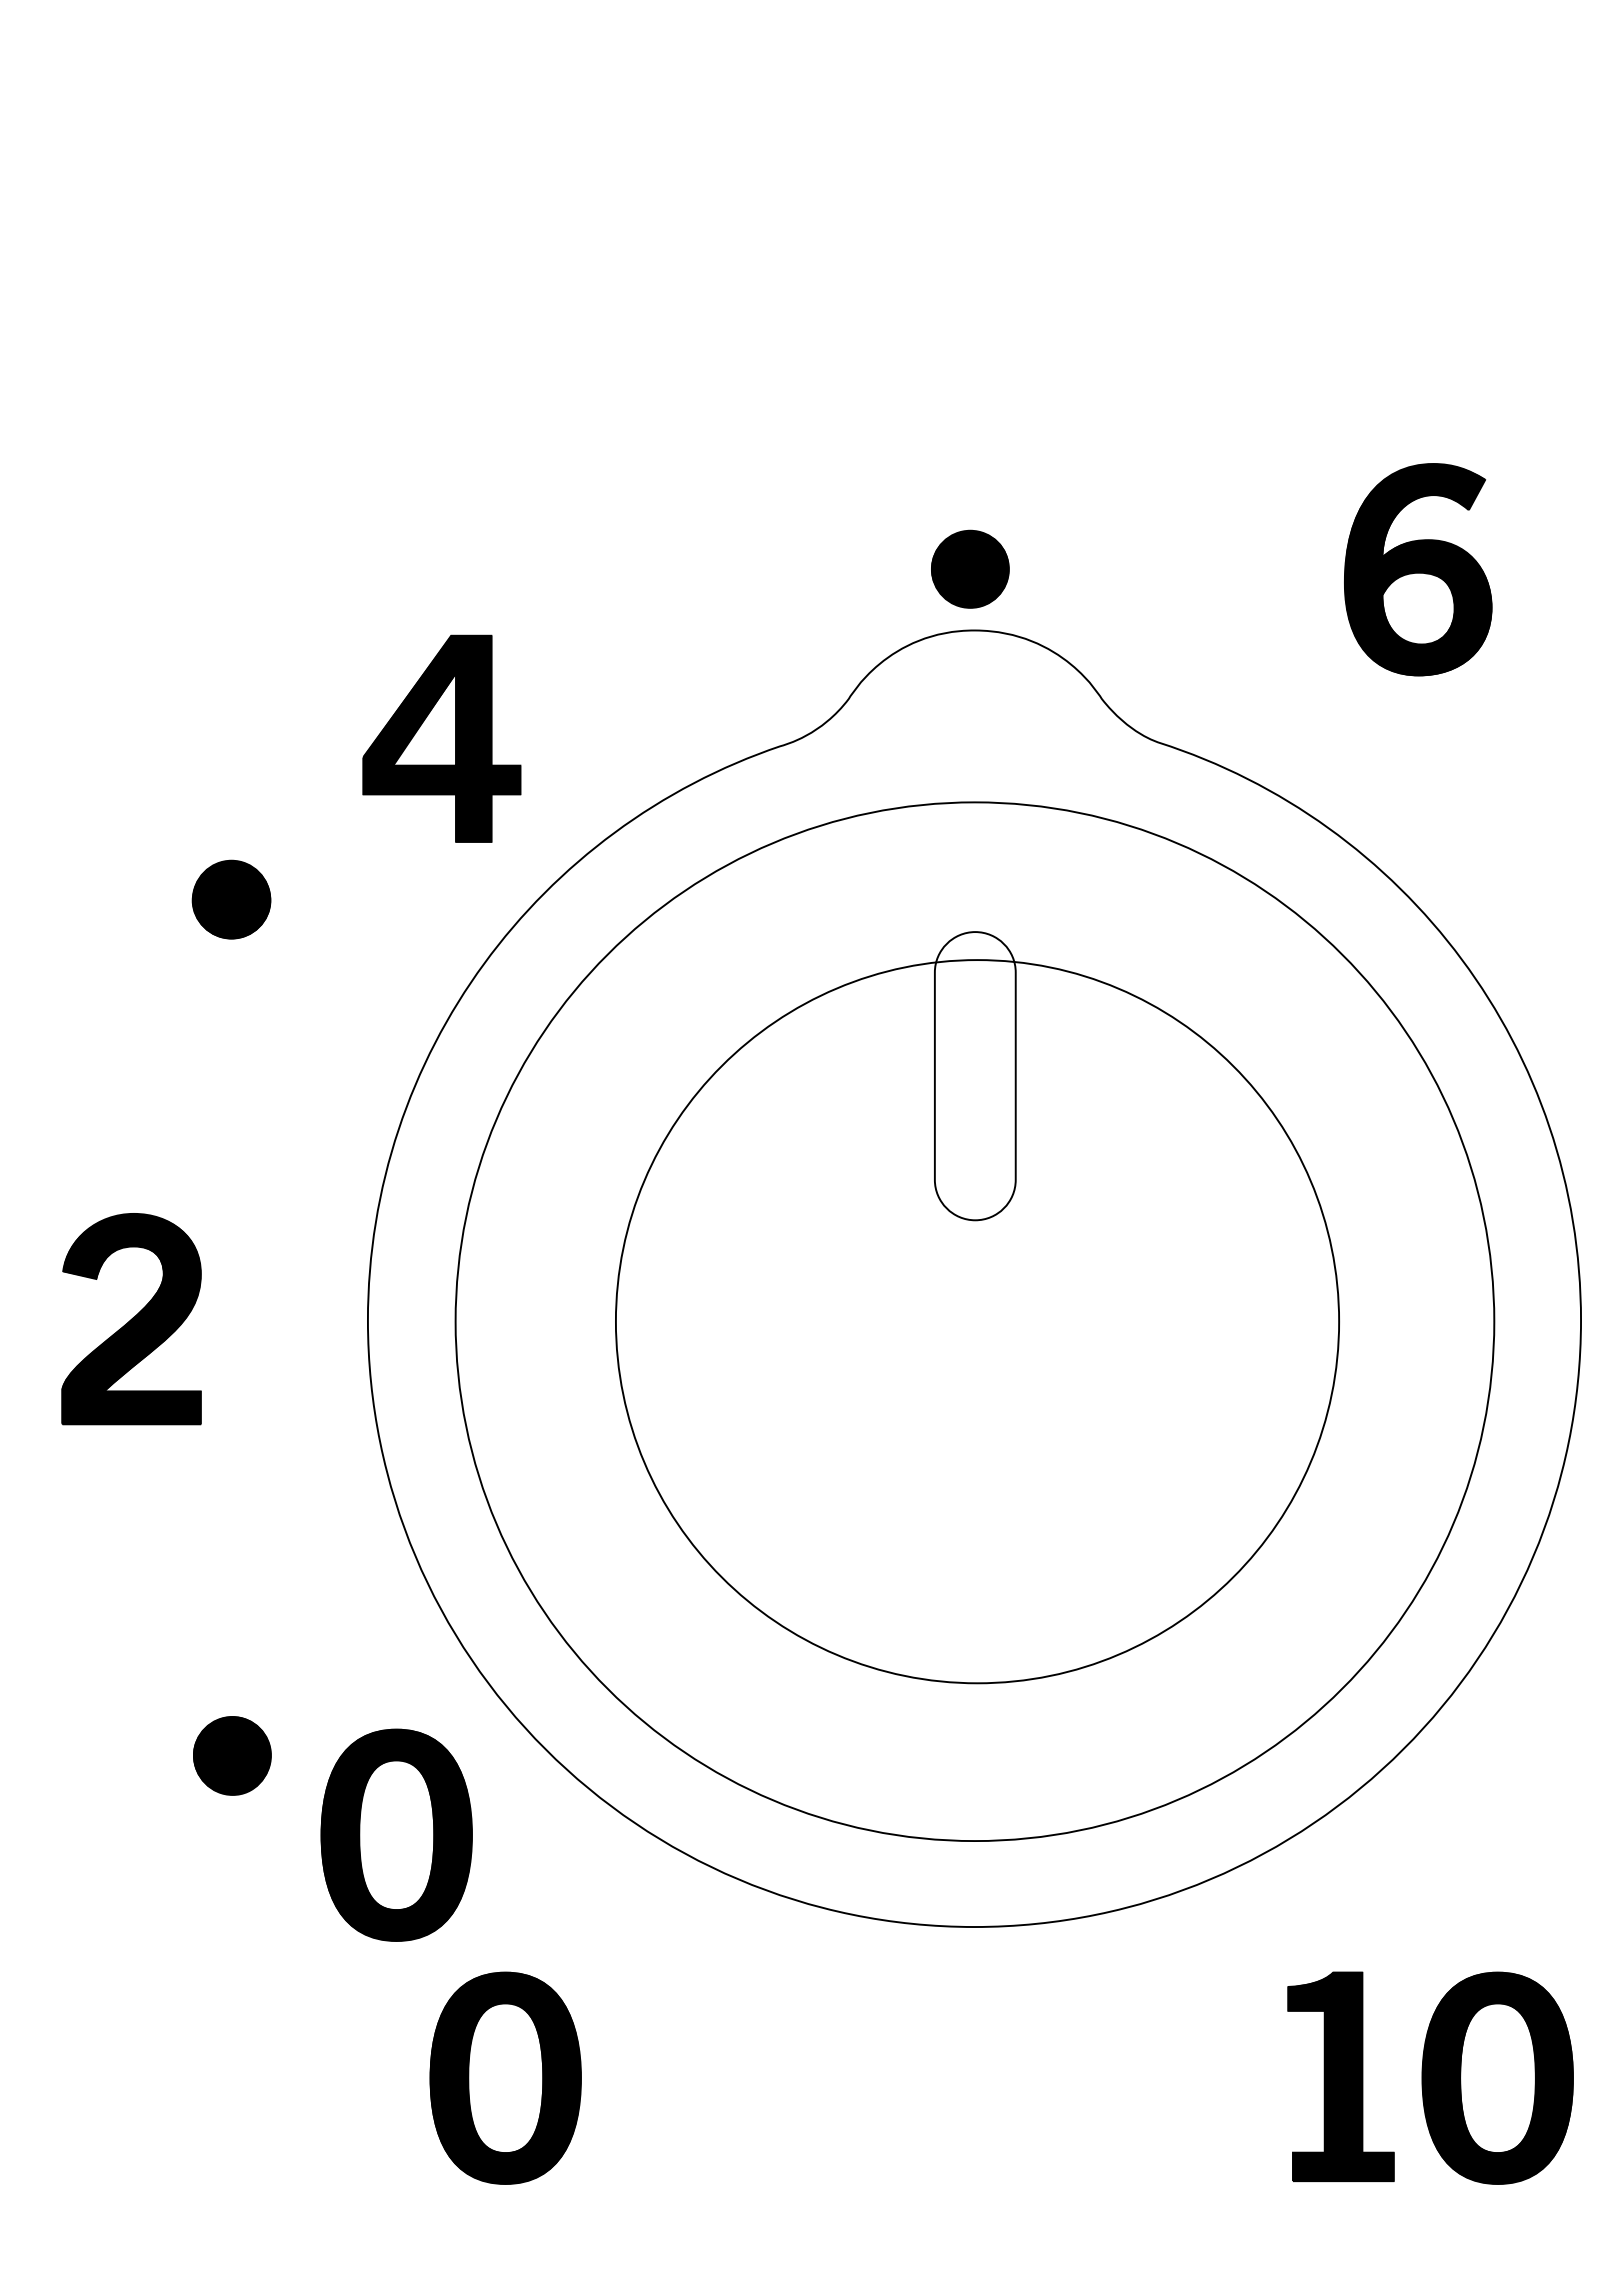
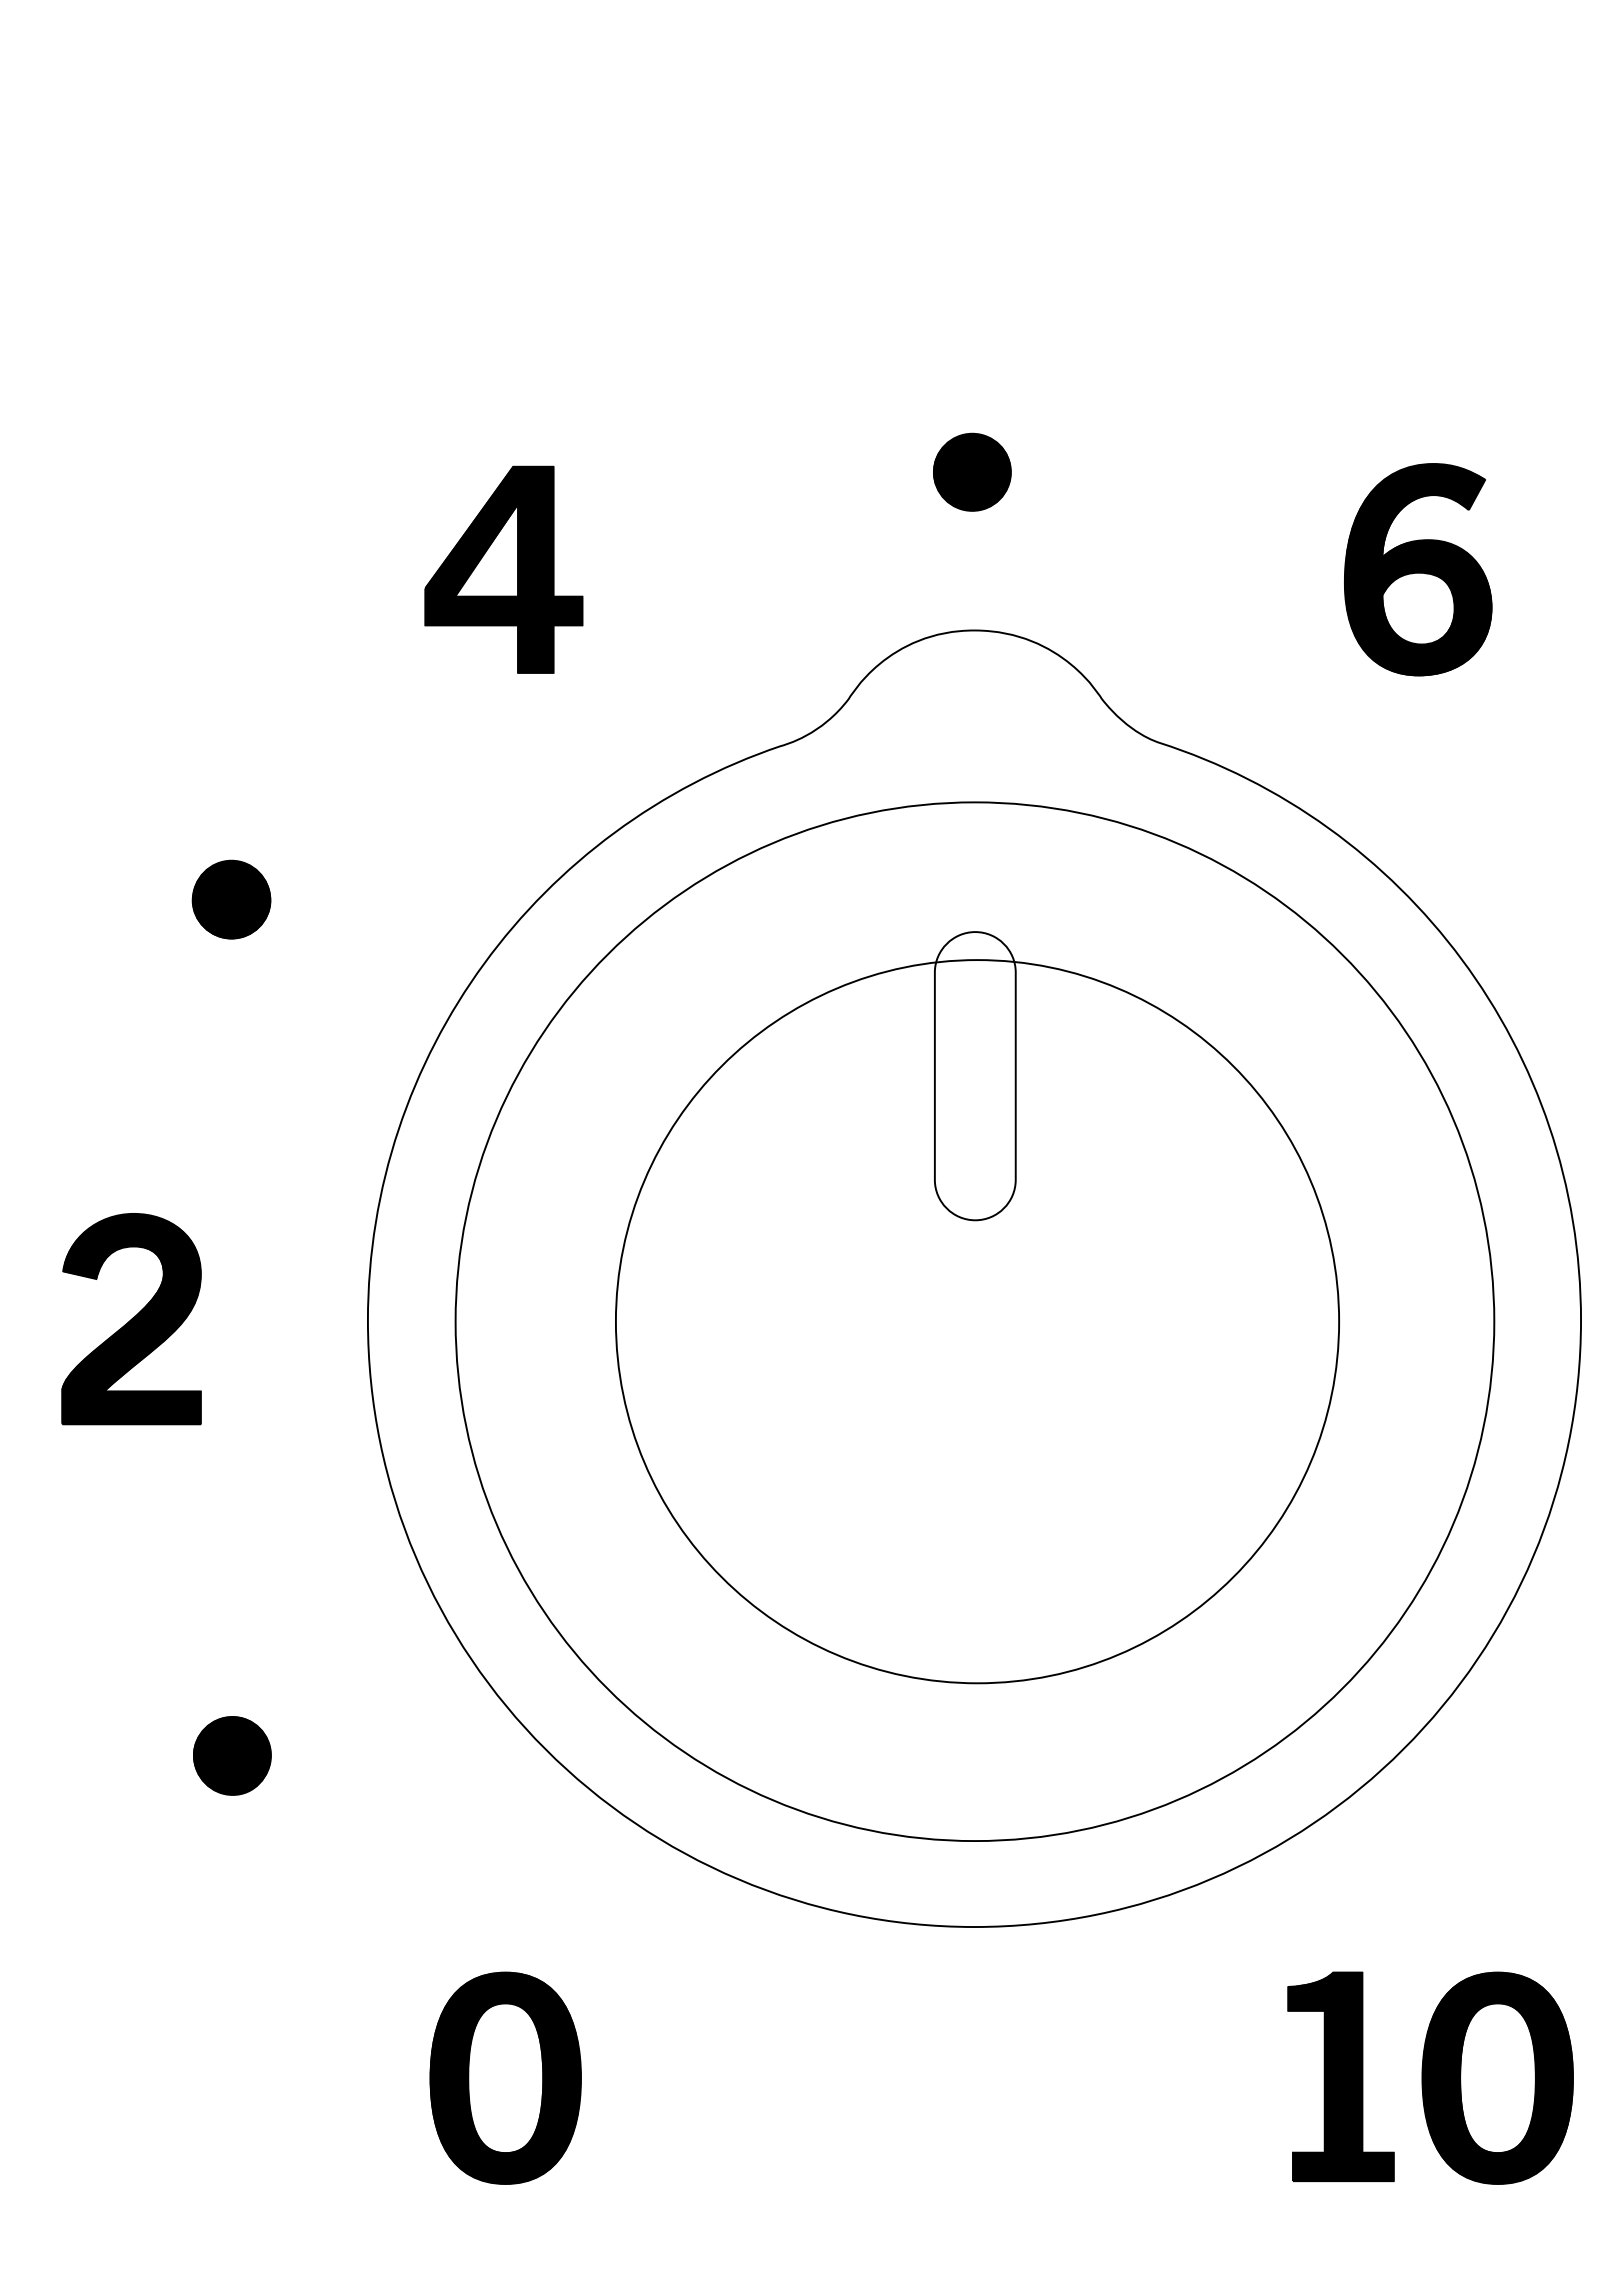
part position: (970, 568) -> (972, 471) (972, 471)
part position: (441, 738) -> (503, 569) (503, 569)
part: present -> none (396, 1834)
